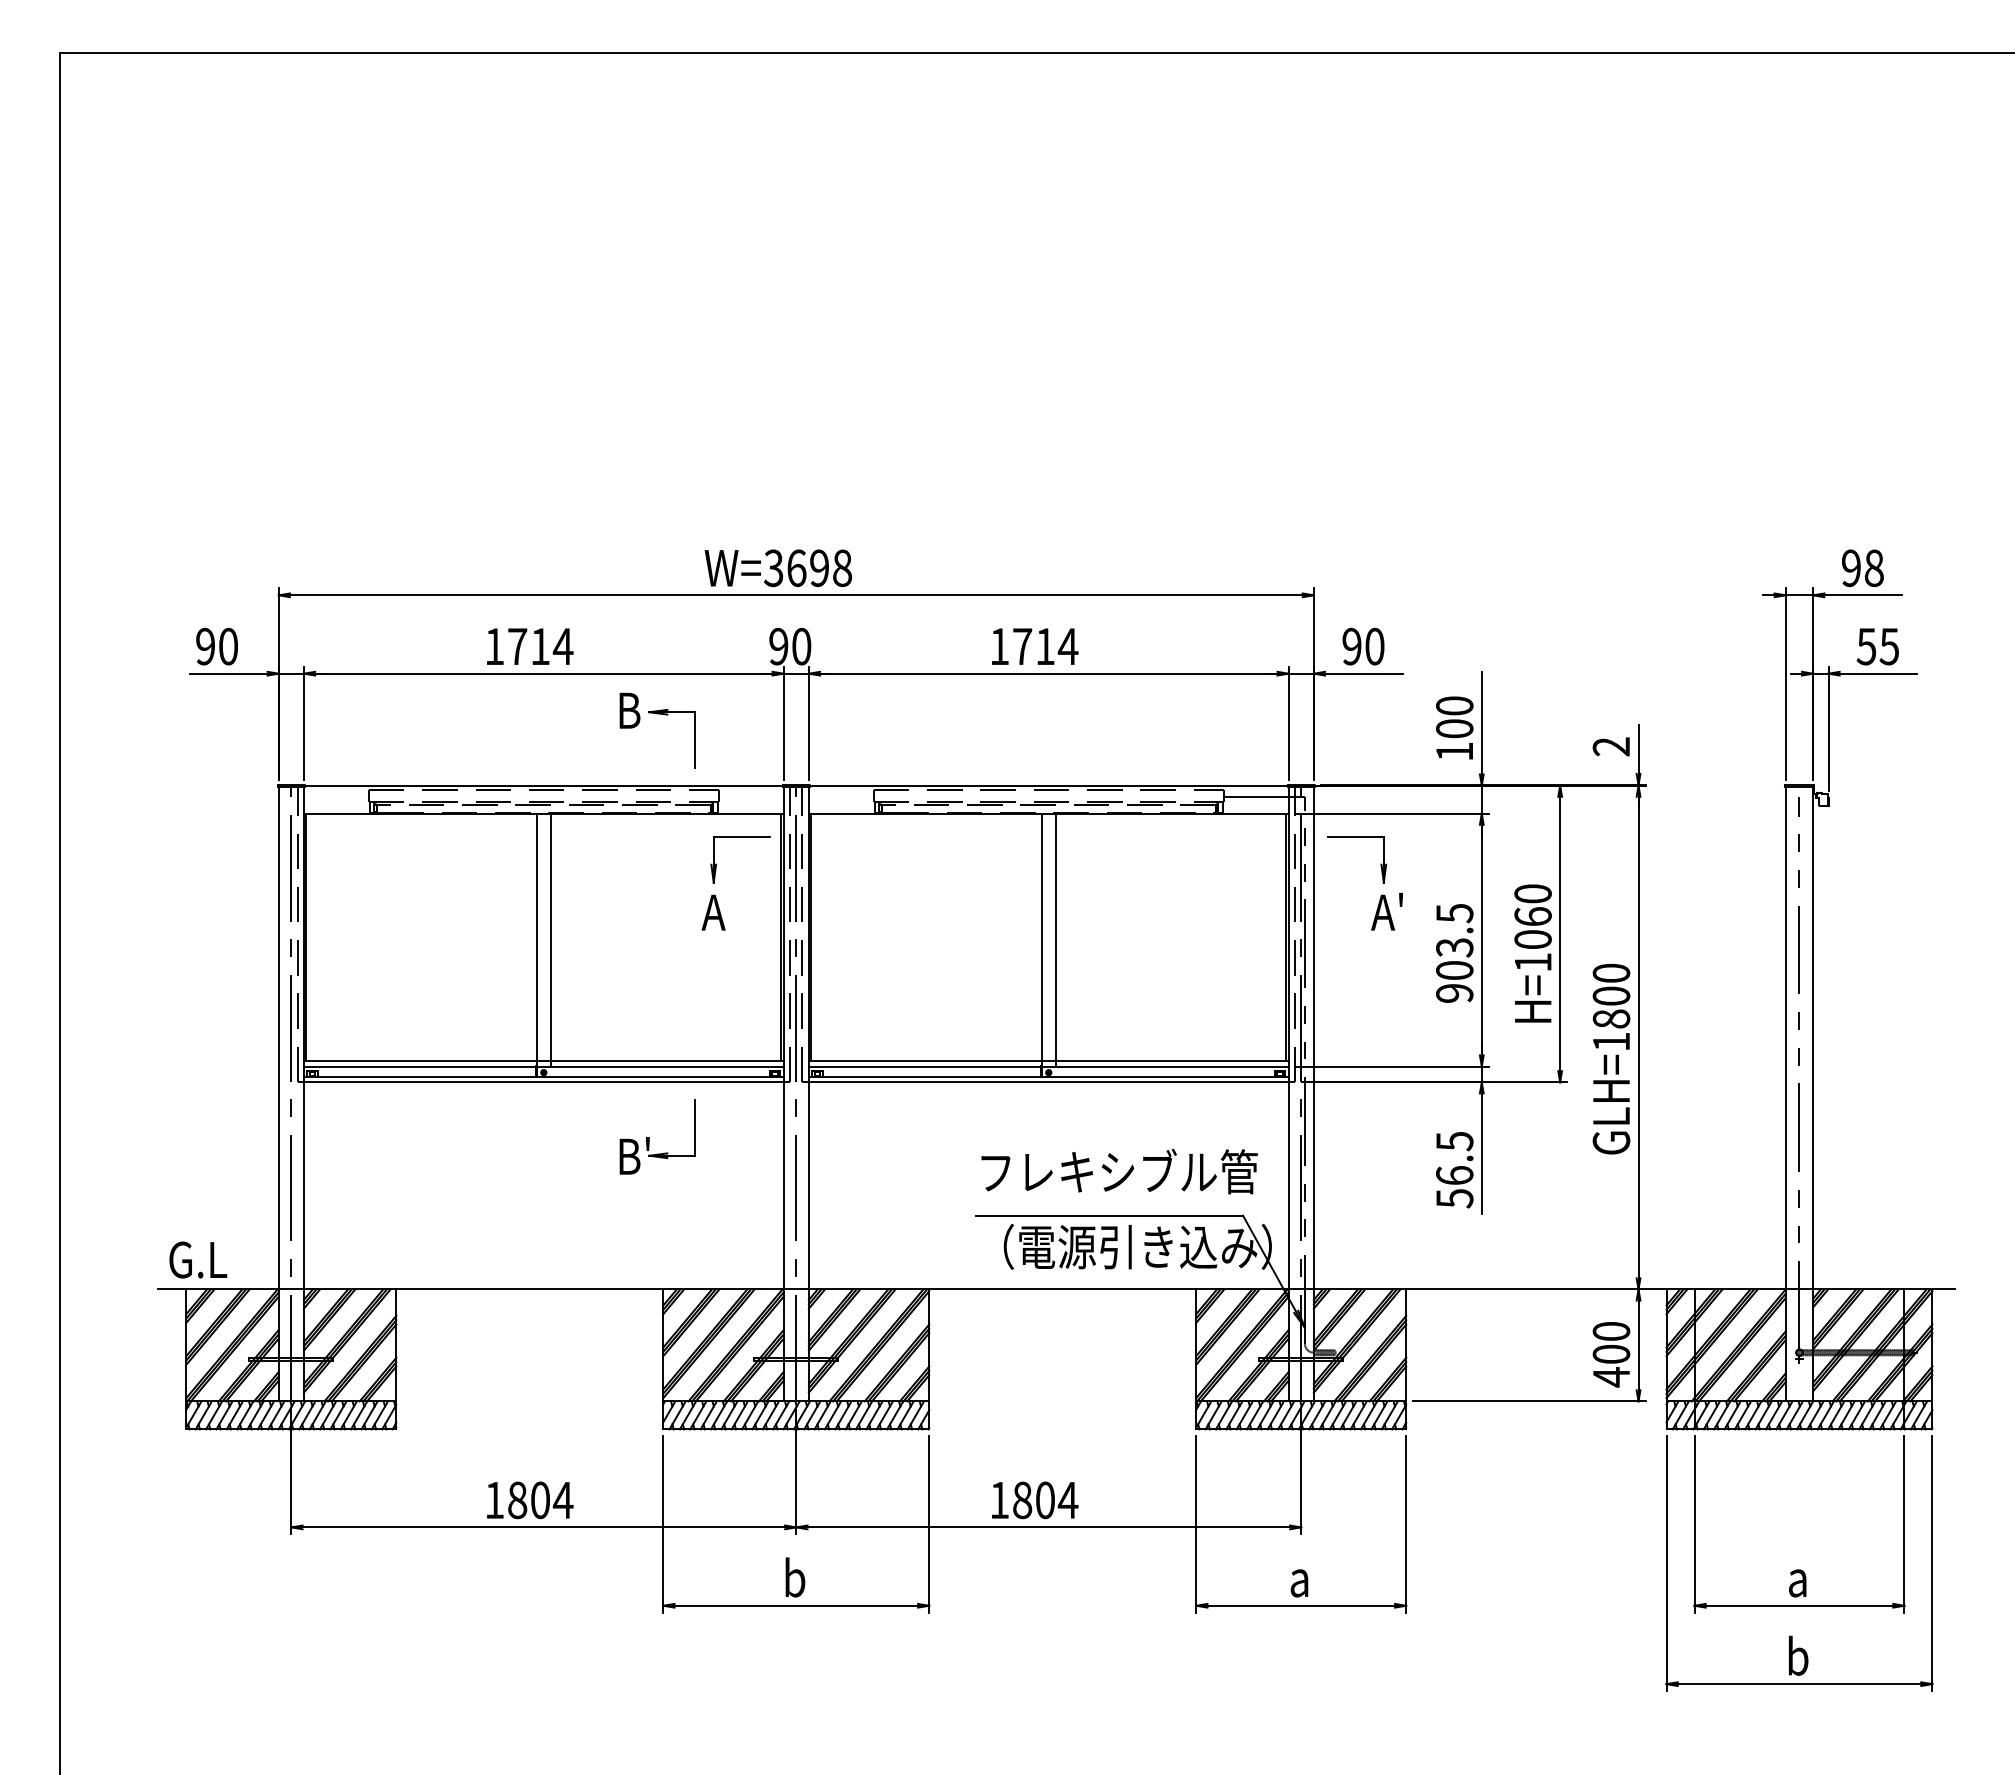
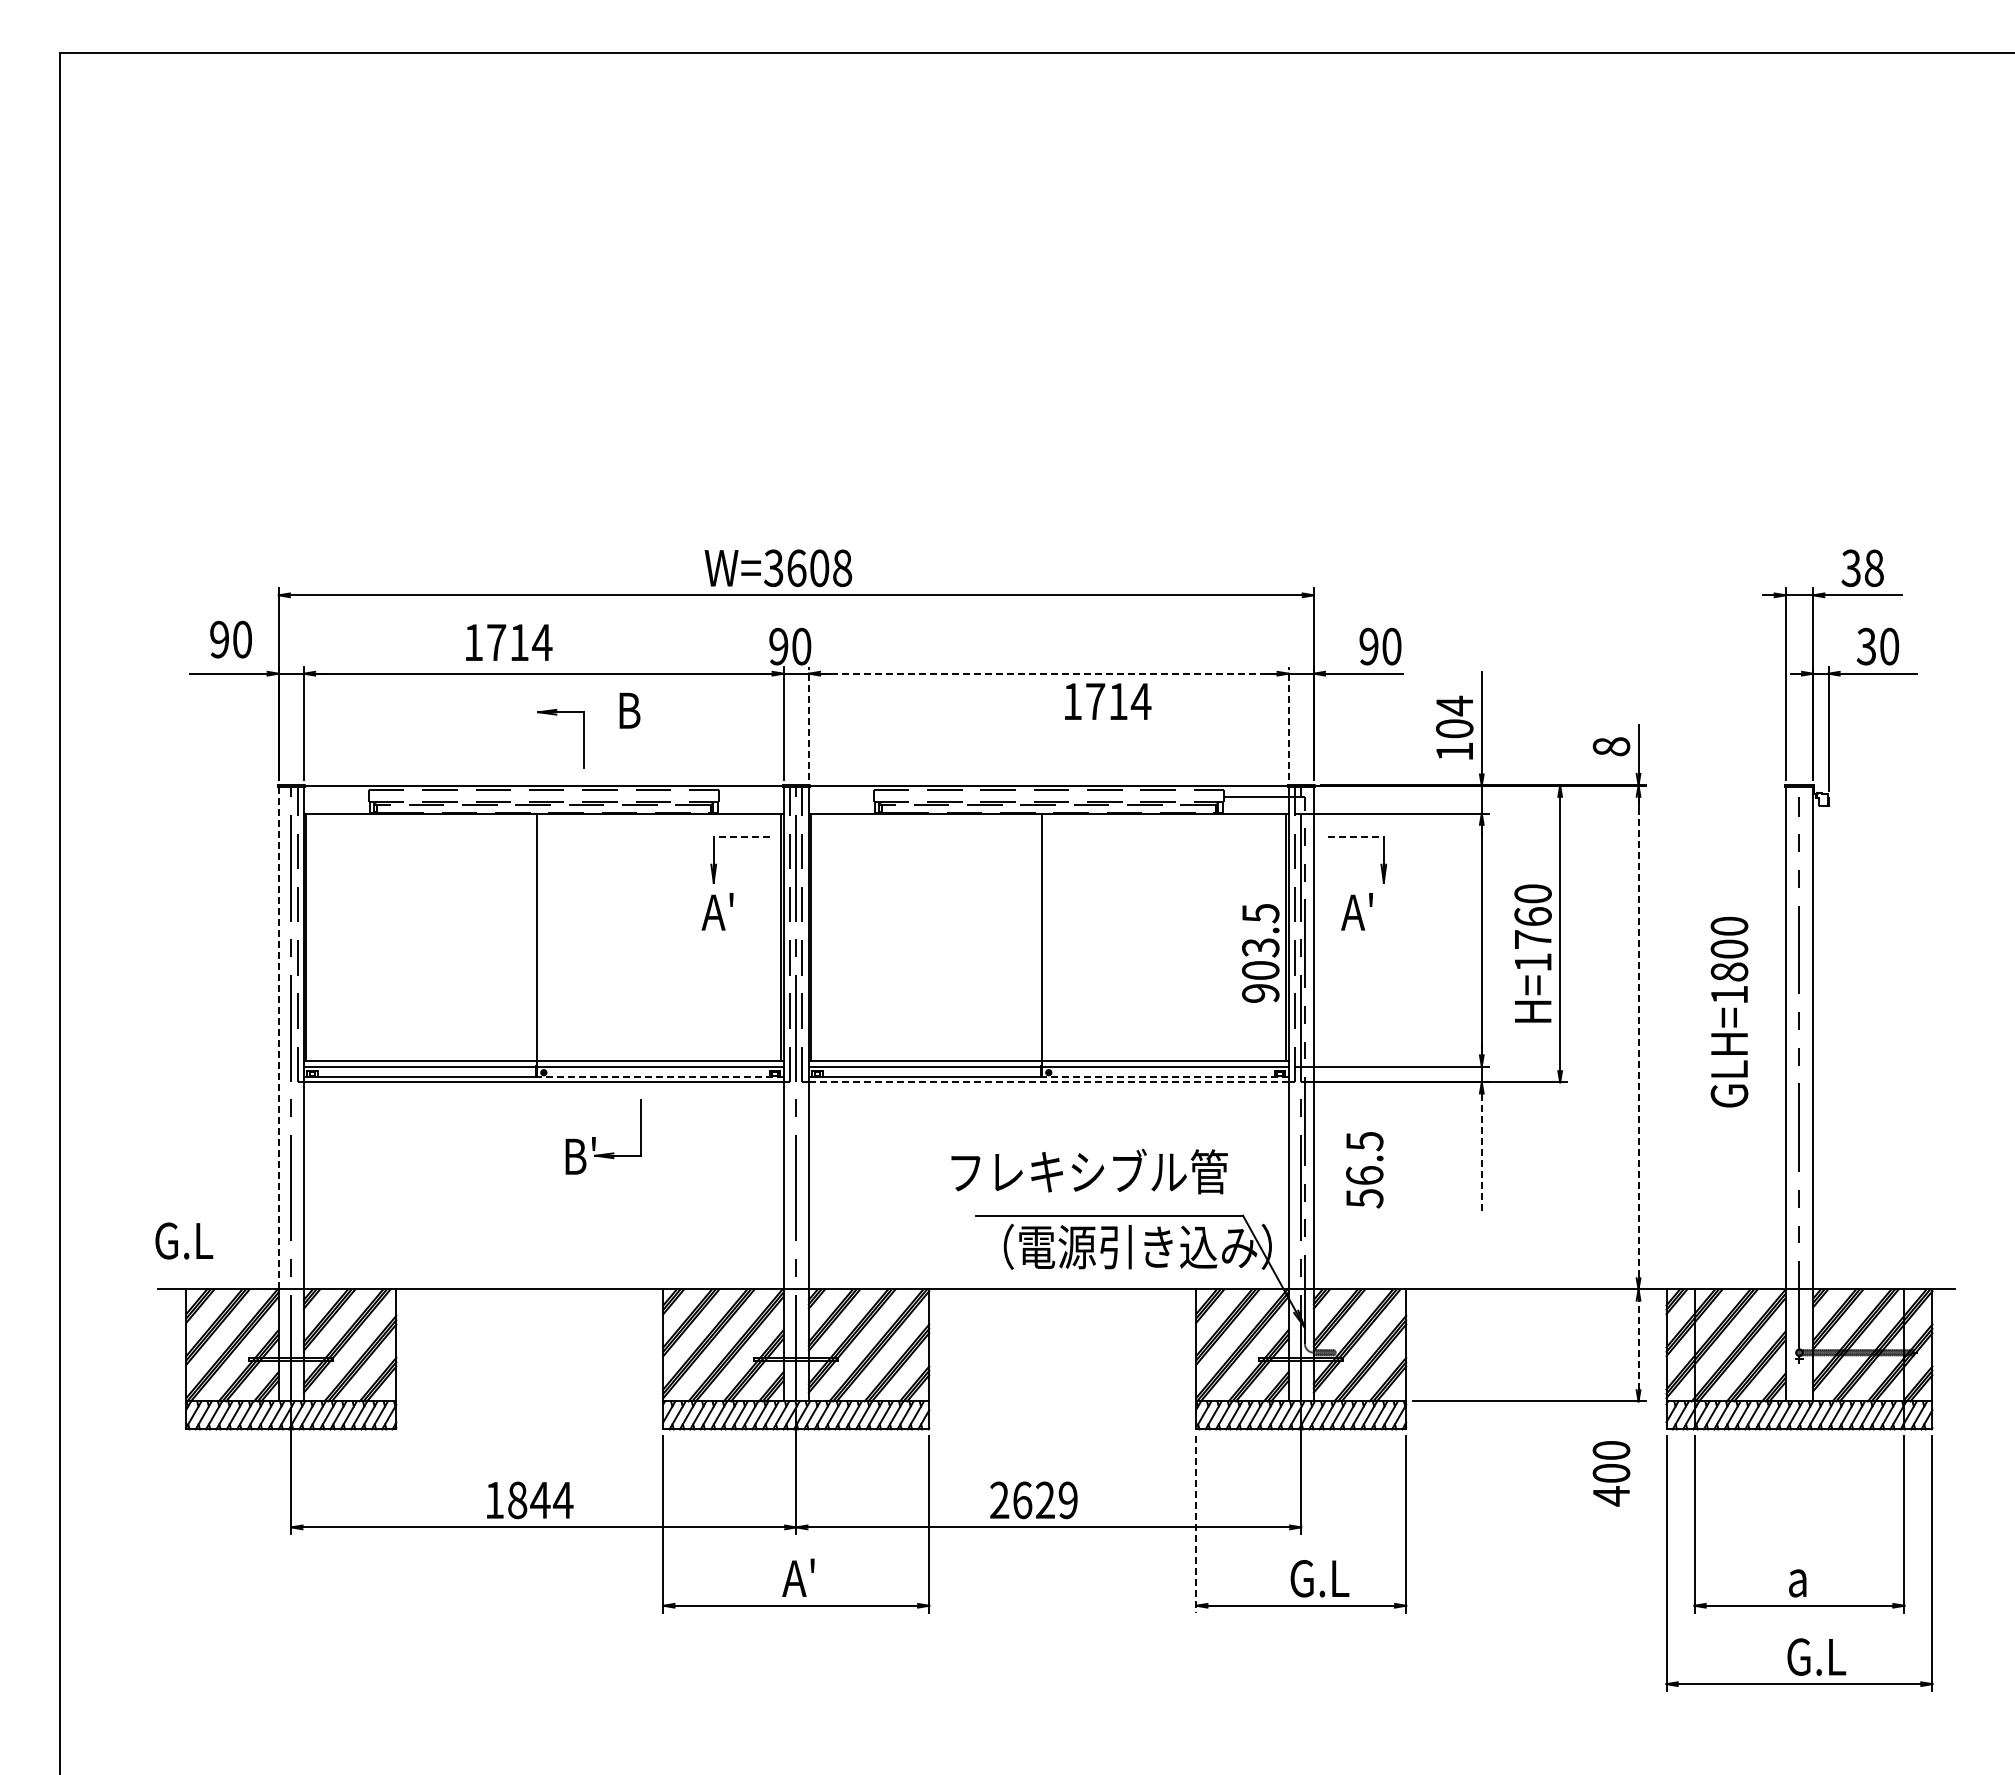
text: W=3698 -> W=3608 (819, 568)
text: 98 -> 38 (1850, 568)
text position: (216, 646) -> (230, 639) (230, 639)
text position: (530, 646) -> (509, 642) (509, 642)
text position: (1035, 646) -> (1108, 701) (1108, 701)
text position: (1363, 646) -> (1380, 646) (1380, 646)
text: 55 -> 30 (1878, 646)
line: solid -> dashed (1048, 673)
text: 100 -> 104 (1454, 705)
line: solid -> dashed (808, 723)
line: solid -> dashed (1288, 723)
part position: (694, 738) -> (583, 738) (583, 738)
text: 2 -> 8 (1611, 746)
line: solid -> dashed (741, 836)
line: solid -> dashed (1355, 836)
text: A -> A' (731, 899)
text position: (1386, 911) -> (1356, 911) (1356, 911)
line: present -> none (551, 939)
line: present -> none (1056, 939)
text: H=1060 -> H=1760 (1532, 939)
text position: (1454, 953) -> (1260, 953) (1260, 953)
line: solid -> dashed (1638, 1037)
line: solid -> dashed (278, 1038)
text position: (1611, 1058) -> (1729, 1011) (1729, 1011)
line: solid -> dashed (660, 1076)
line: solid -> dashed (1165, 1076)
line: solid -> dashed (1048, 1082)
part position: (649, 1137) -> (595, 1137) (595, 1137)
line: solid -> dashed (1481, 1154)
text position: (1454, 1170) -> (1364, 1170) (1364, 1170)
text position: (1119, 1171) -> (1089, 1171) (1089, 1171)
text position: (198, 1259) -> (184, 1240) (184, 1240)
line: solid -> dashed (1638, 1345)
text position: (1611, 1354) -> (1611, 1473) (1611, 1473)
text: 1804 -> 1844 (540, 1500)
text: 1804 -> 2629 (1034, 1500)
line: solid -> dashed (1196, 1525)
text: b -> A' (798, 1577)
text: a -> G.L (1319, 1578)
text: b -> G.L (1816, 1655)
